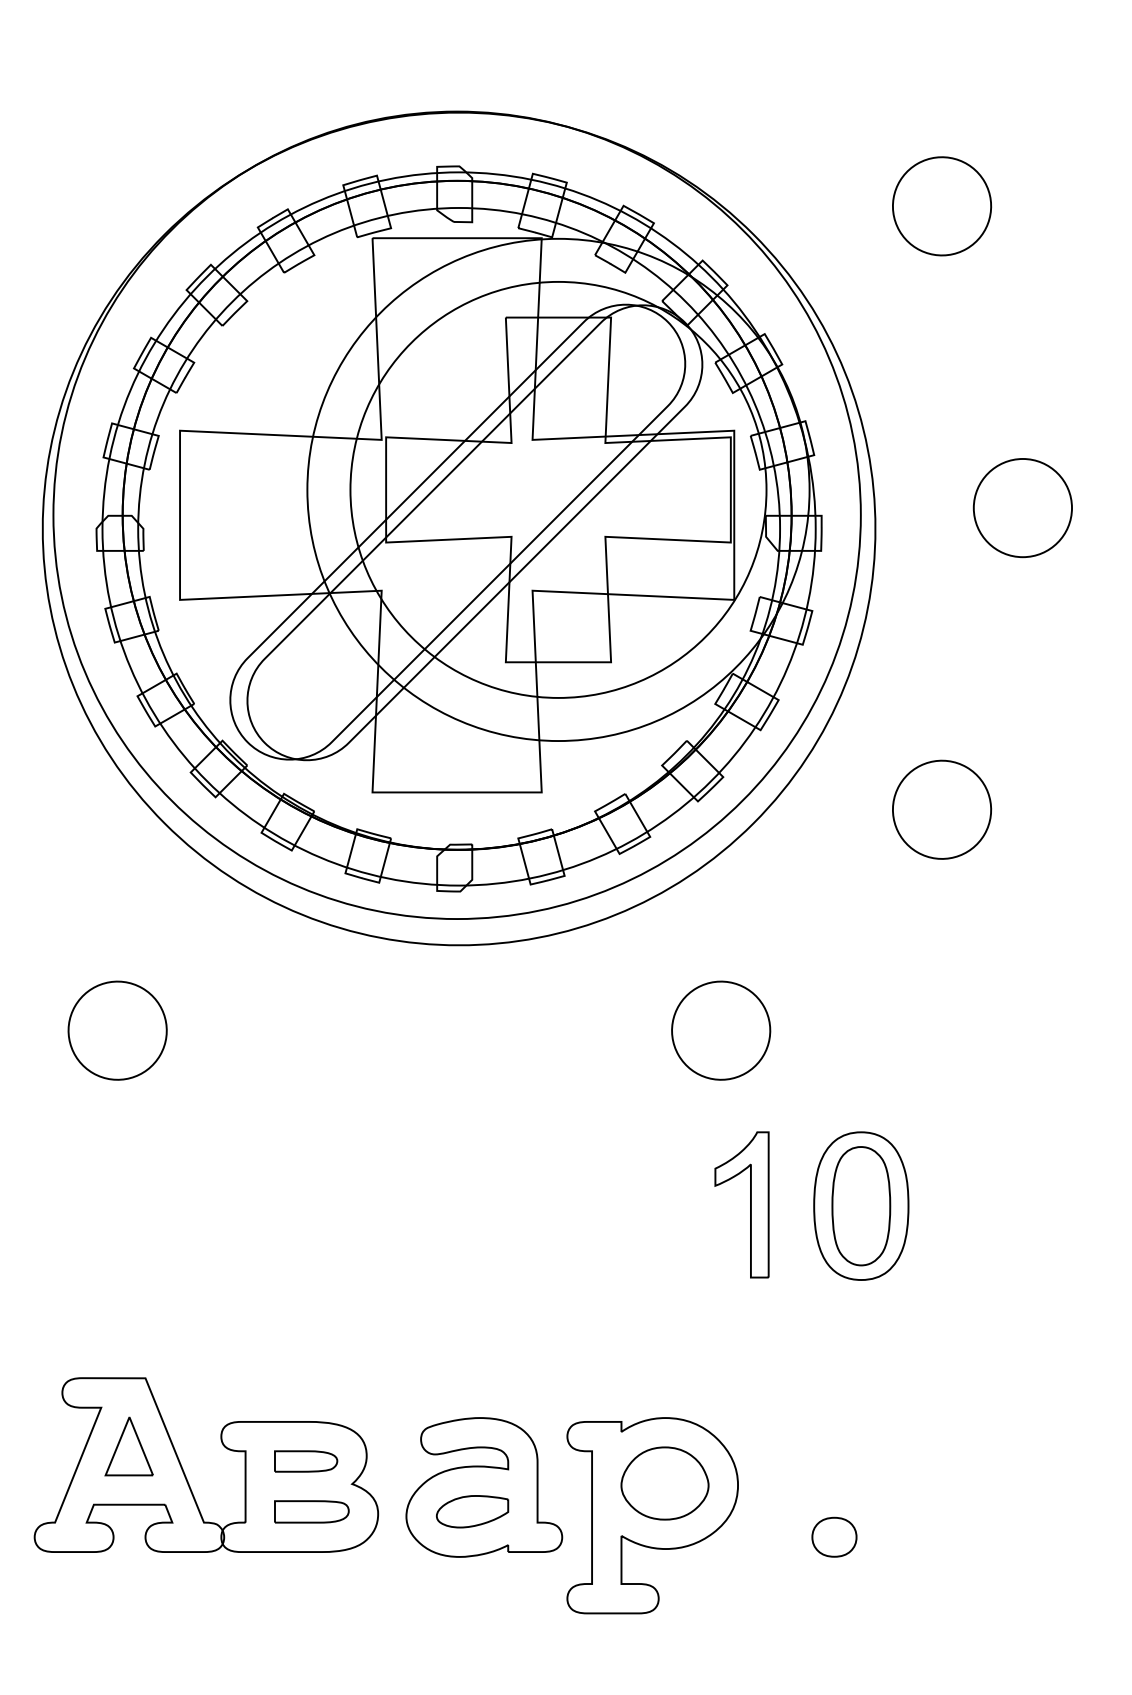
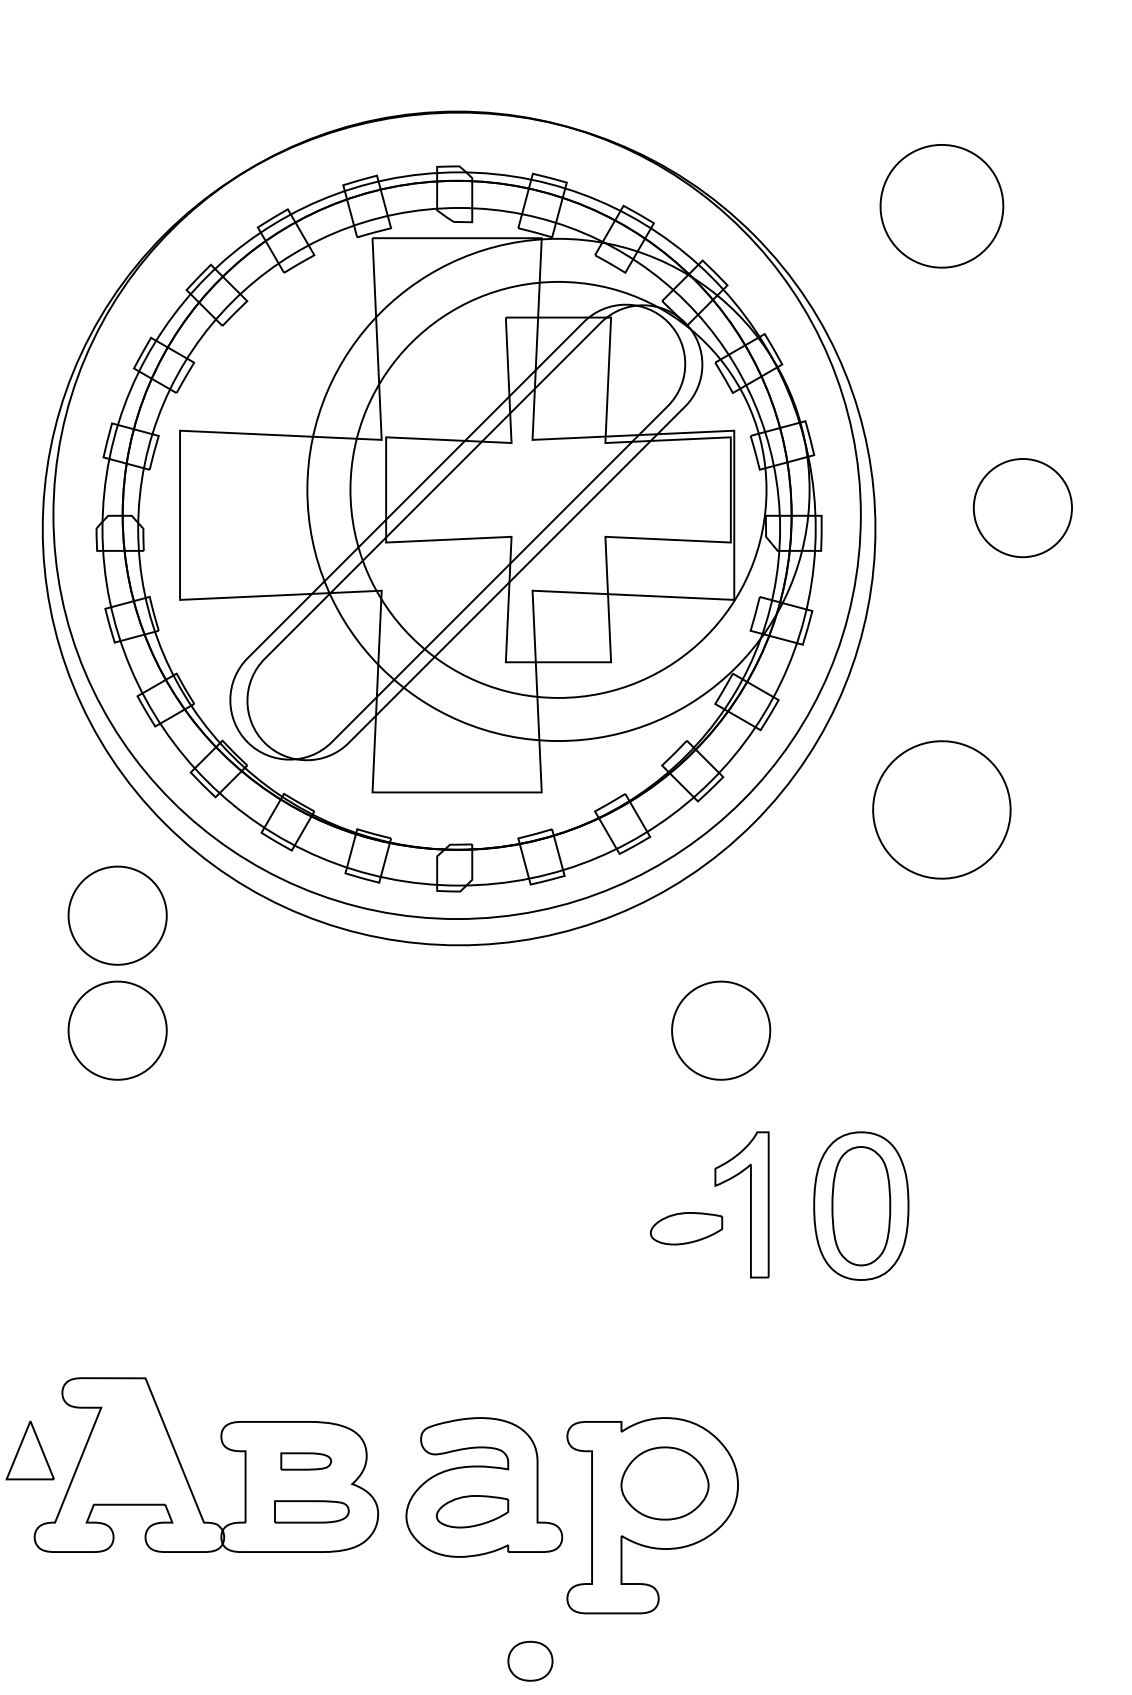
part size: 101x101 px -> 126x125 px (941, 206)
part size: 101x101 px -> 140x140 px (941, 809)
part: none -> present (117, 915)
part: none -> present (686, 1228)
part position: (128, 1446) -> (29, 1450) (29, 1450)
part size: 65x23 px -> 52x19 px (305, 1461)
part position: (834, 1536) -> (530, 1660) (530, 1660)
